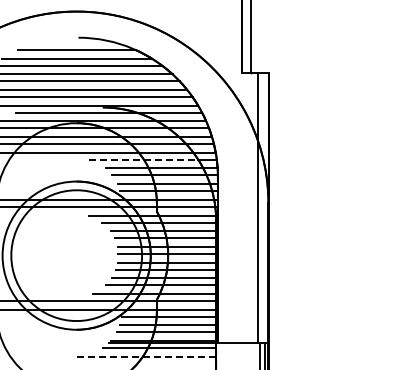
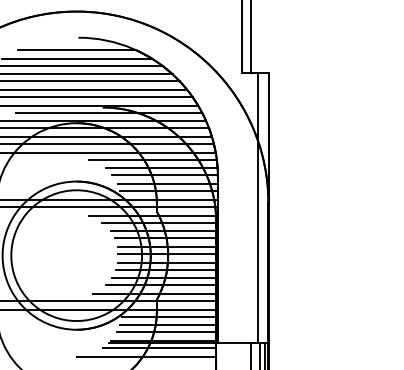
line: dashed -> solid (143, 159)
line: none -> present (250, 354)
line: dashed -> solid (146, 356)
